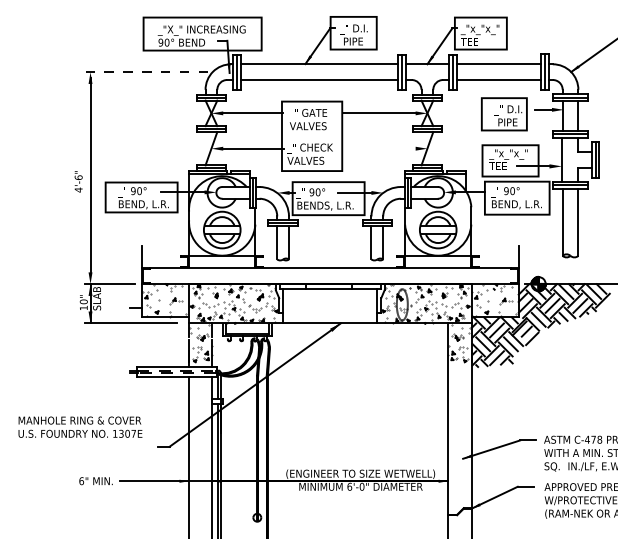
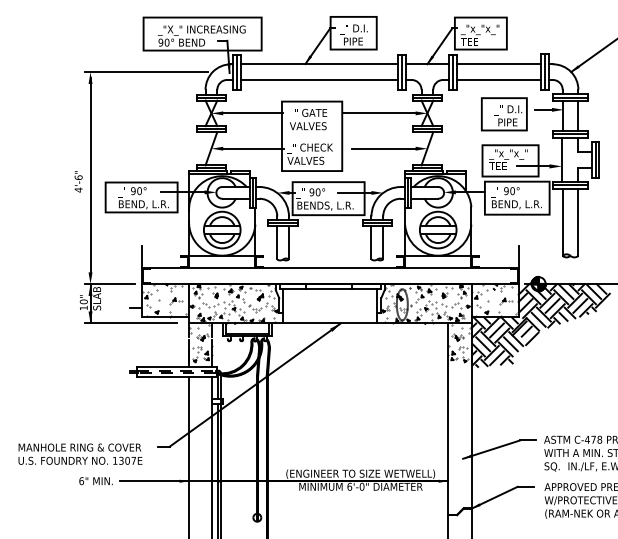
line: dashed -> solid (146, 72)
line: none -> present (383, 148)
text position: (80, 426) -> (80, 453) (80, 453)
